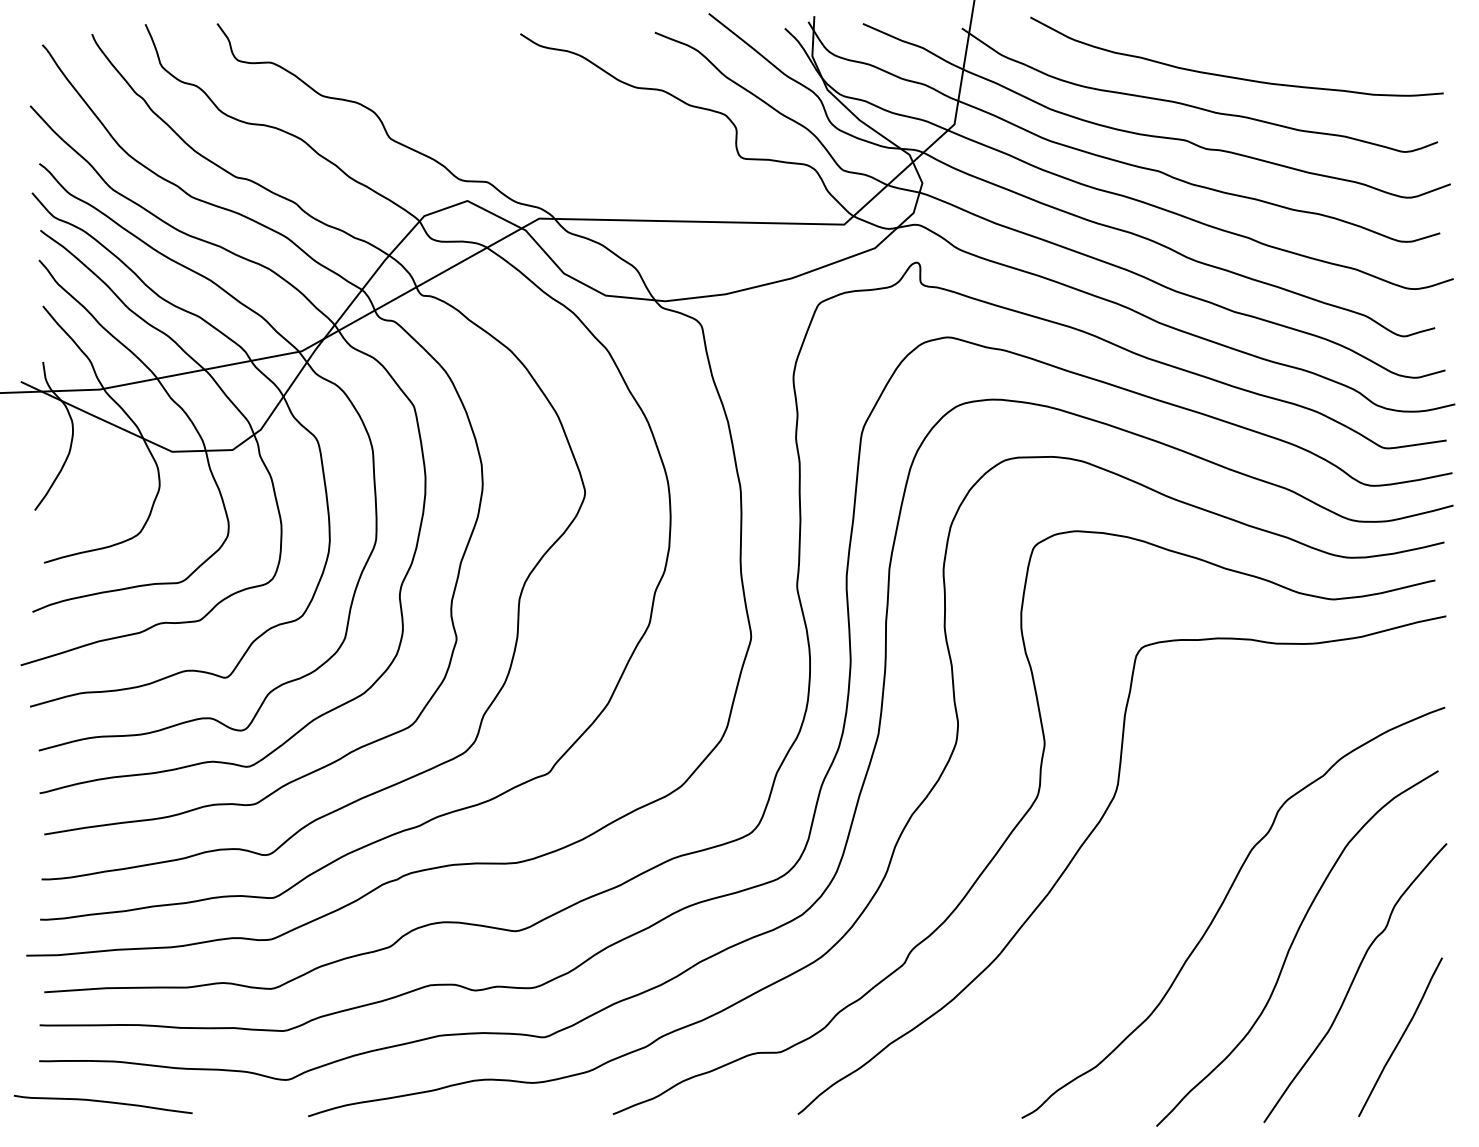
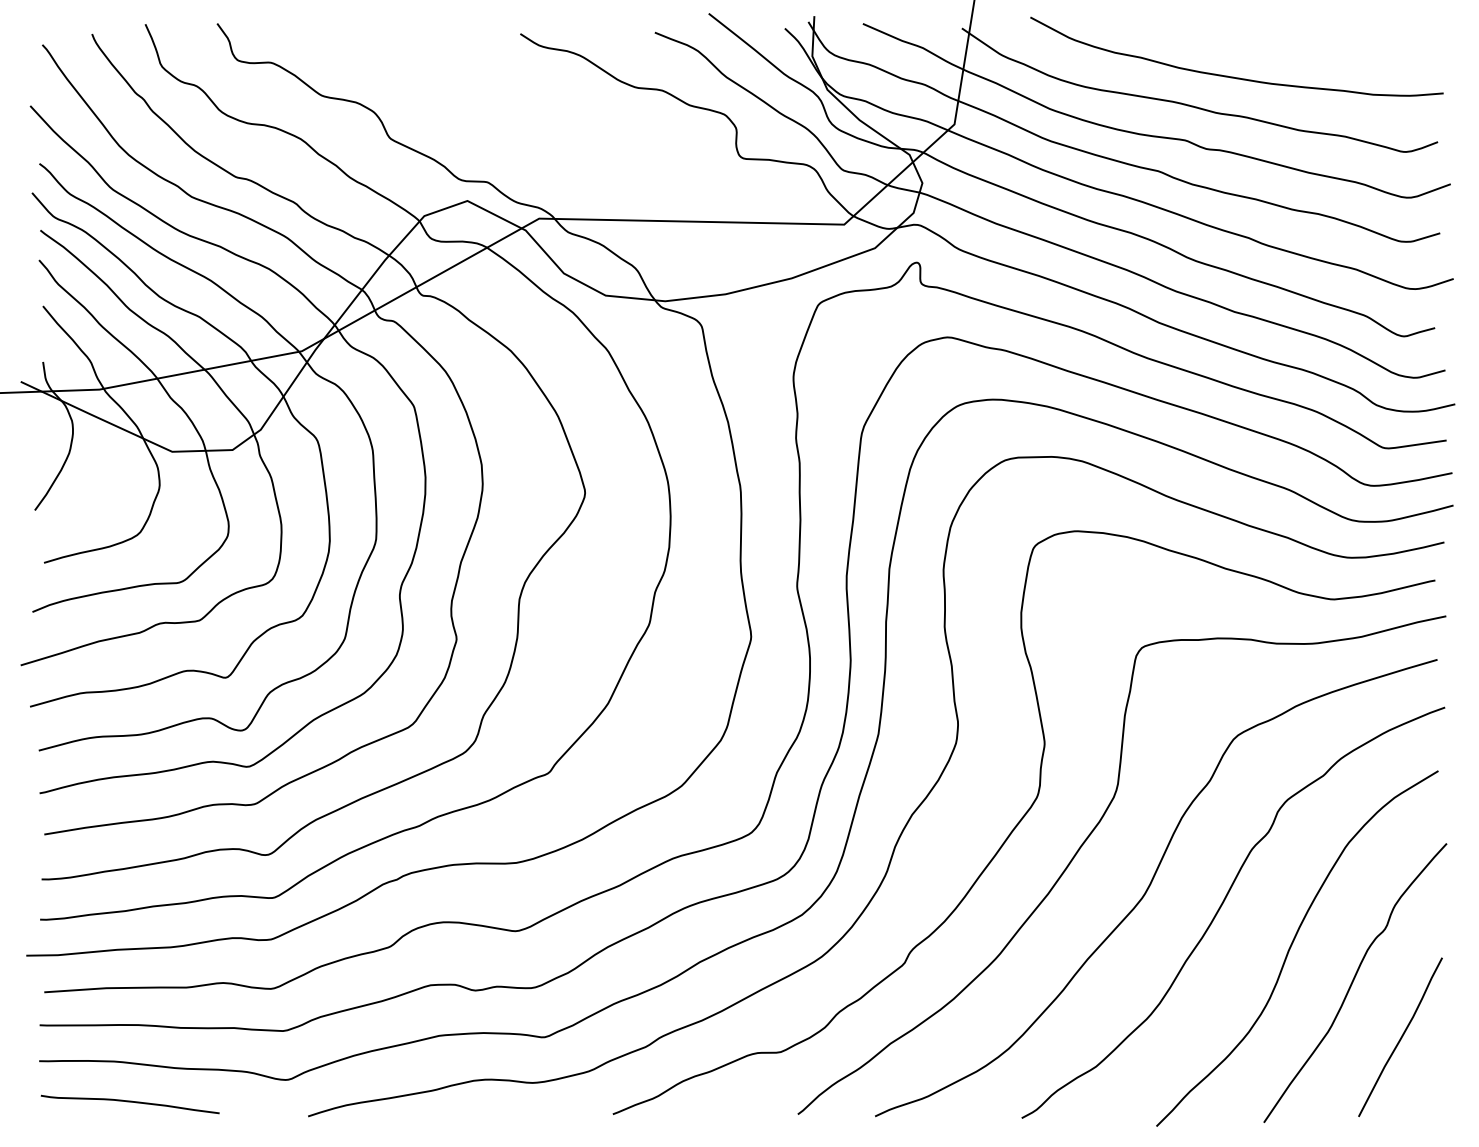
curve: none -> present (1150, 886)
curve position: (102, 1102) -> (129, 1102) (129, 1102)
